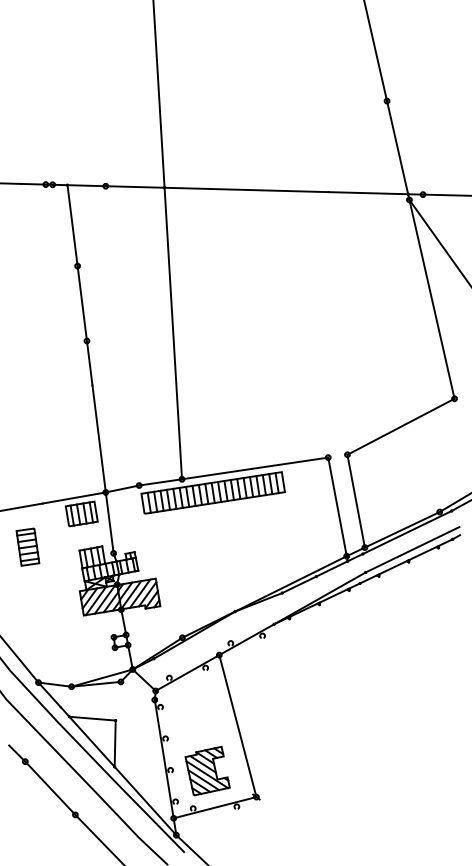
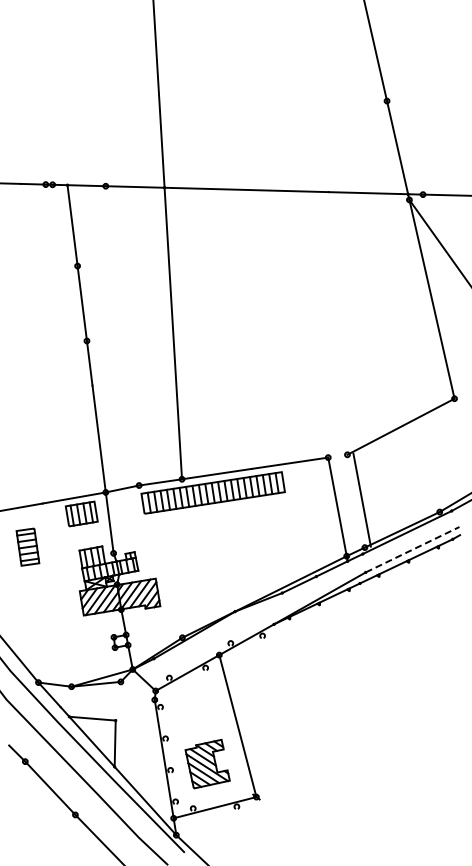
line position: (355, 500) -> (361, 499) (361, 499)
line: solid -> dashed (413, 549)
part position: (207, 770) -> (207, 763) (207, 763)
